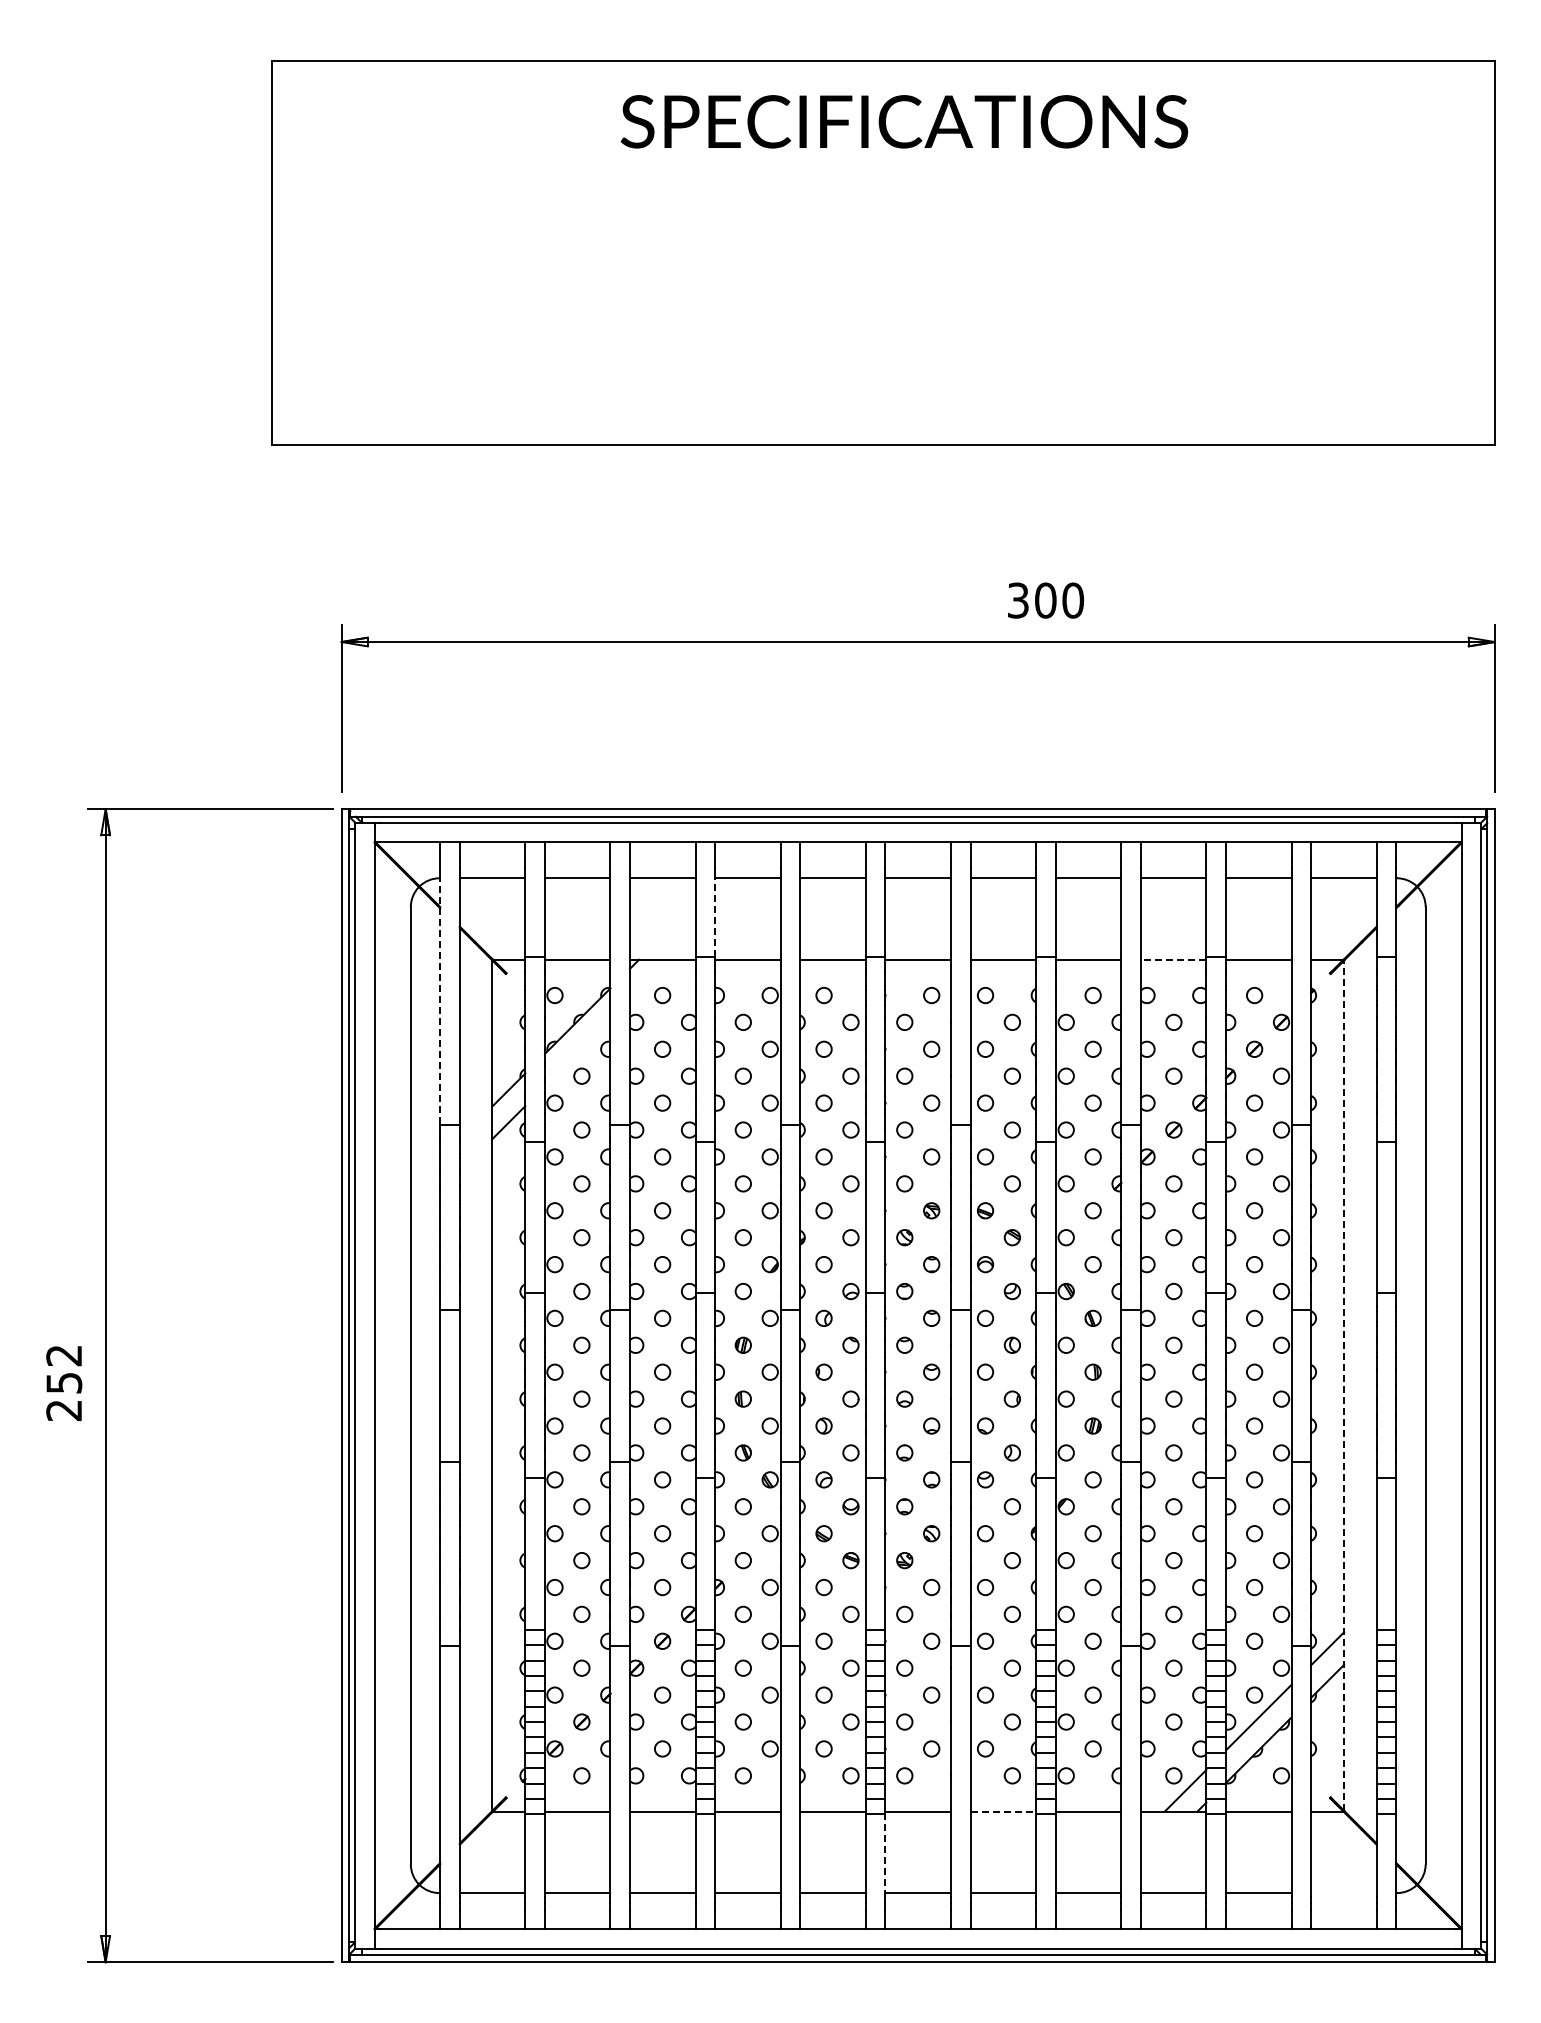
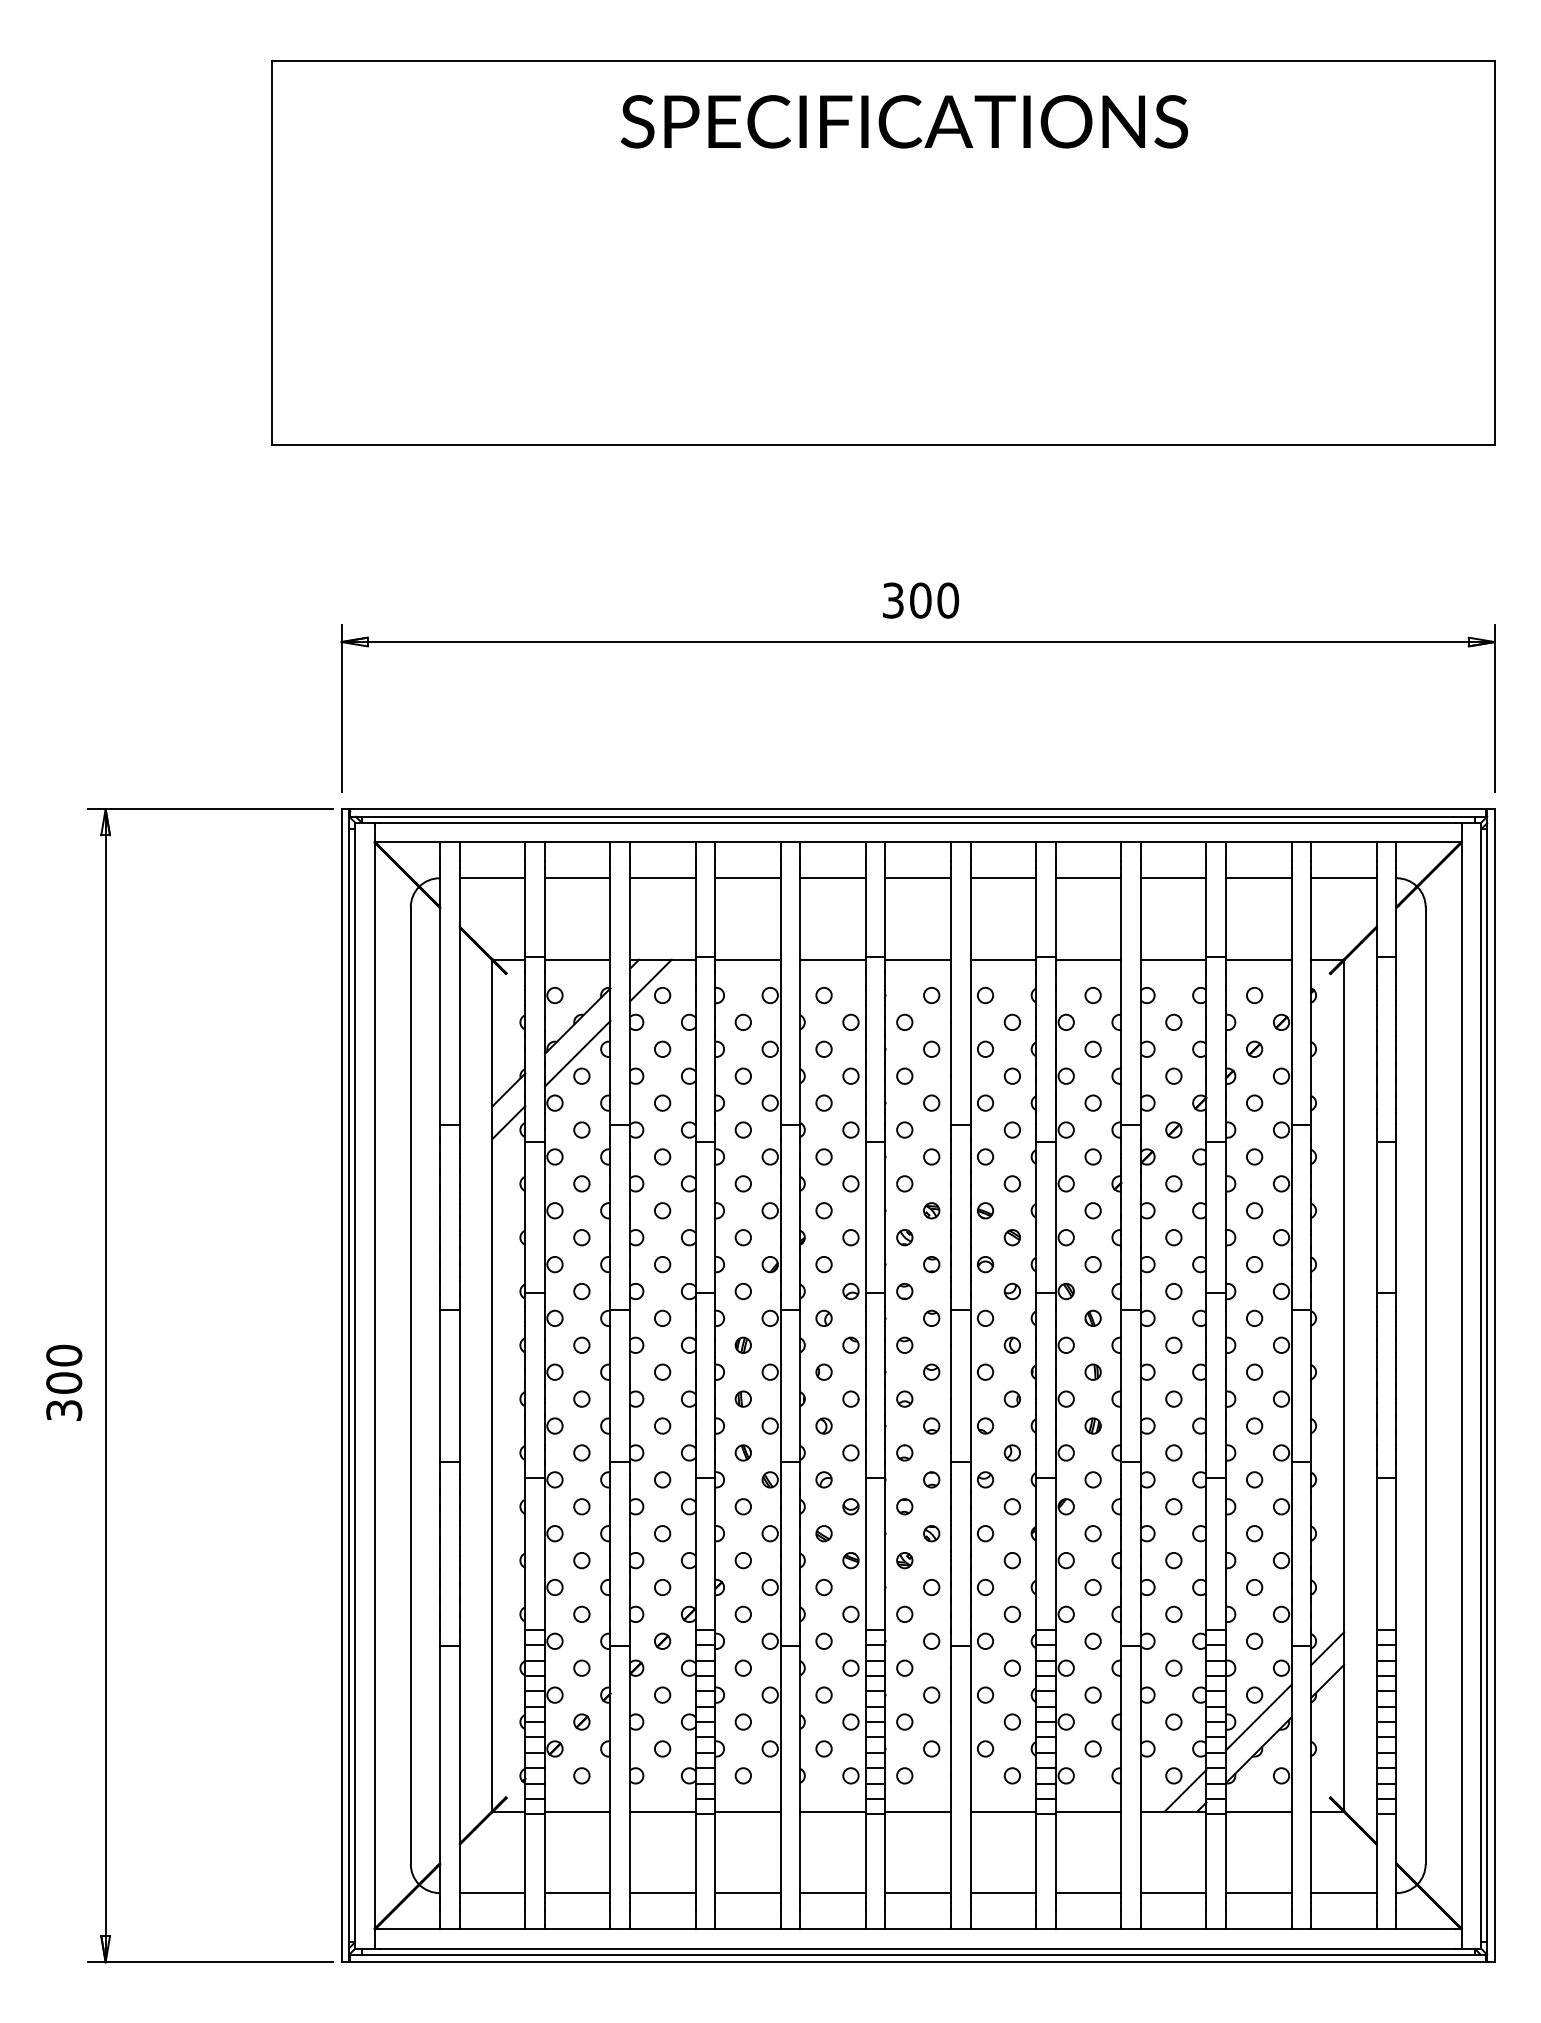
text position: (1046, 600) -> (921, 600) (921, 600)
line: dashed -> solid (715, 915)
line: dashed -> solid (1173, 959)
line: none -> present (650, 980)
line: dashed -> solid (440, 1000)
line: none -> present (577, 1053)
text: 252 -> 300 (64, 1382)
line: dashed -> solid (1344, 1385)
line: dashed -> solid (1003, 1811)
line: dashed -> solid (885, 1855)
line: none -> present (1343, 1893)
